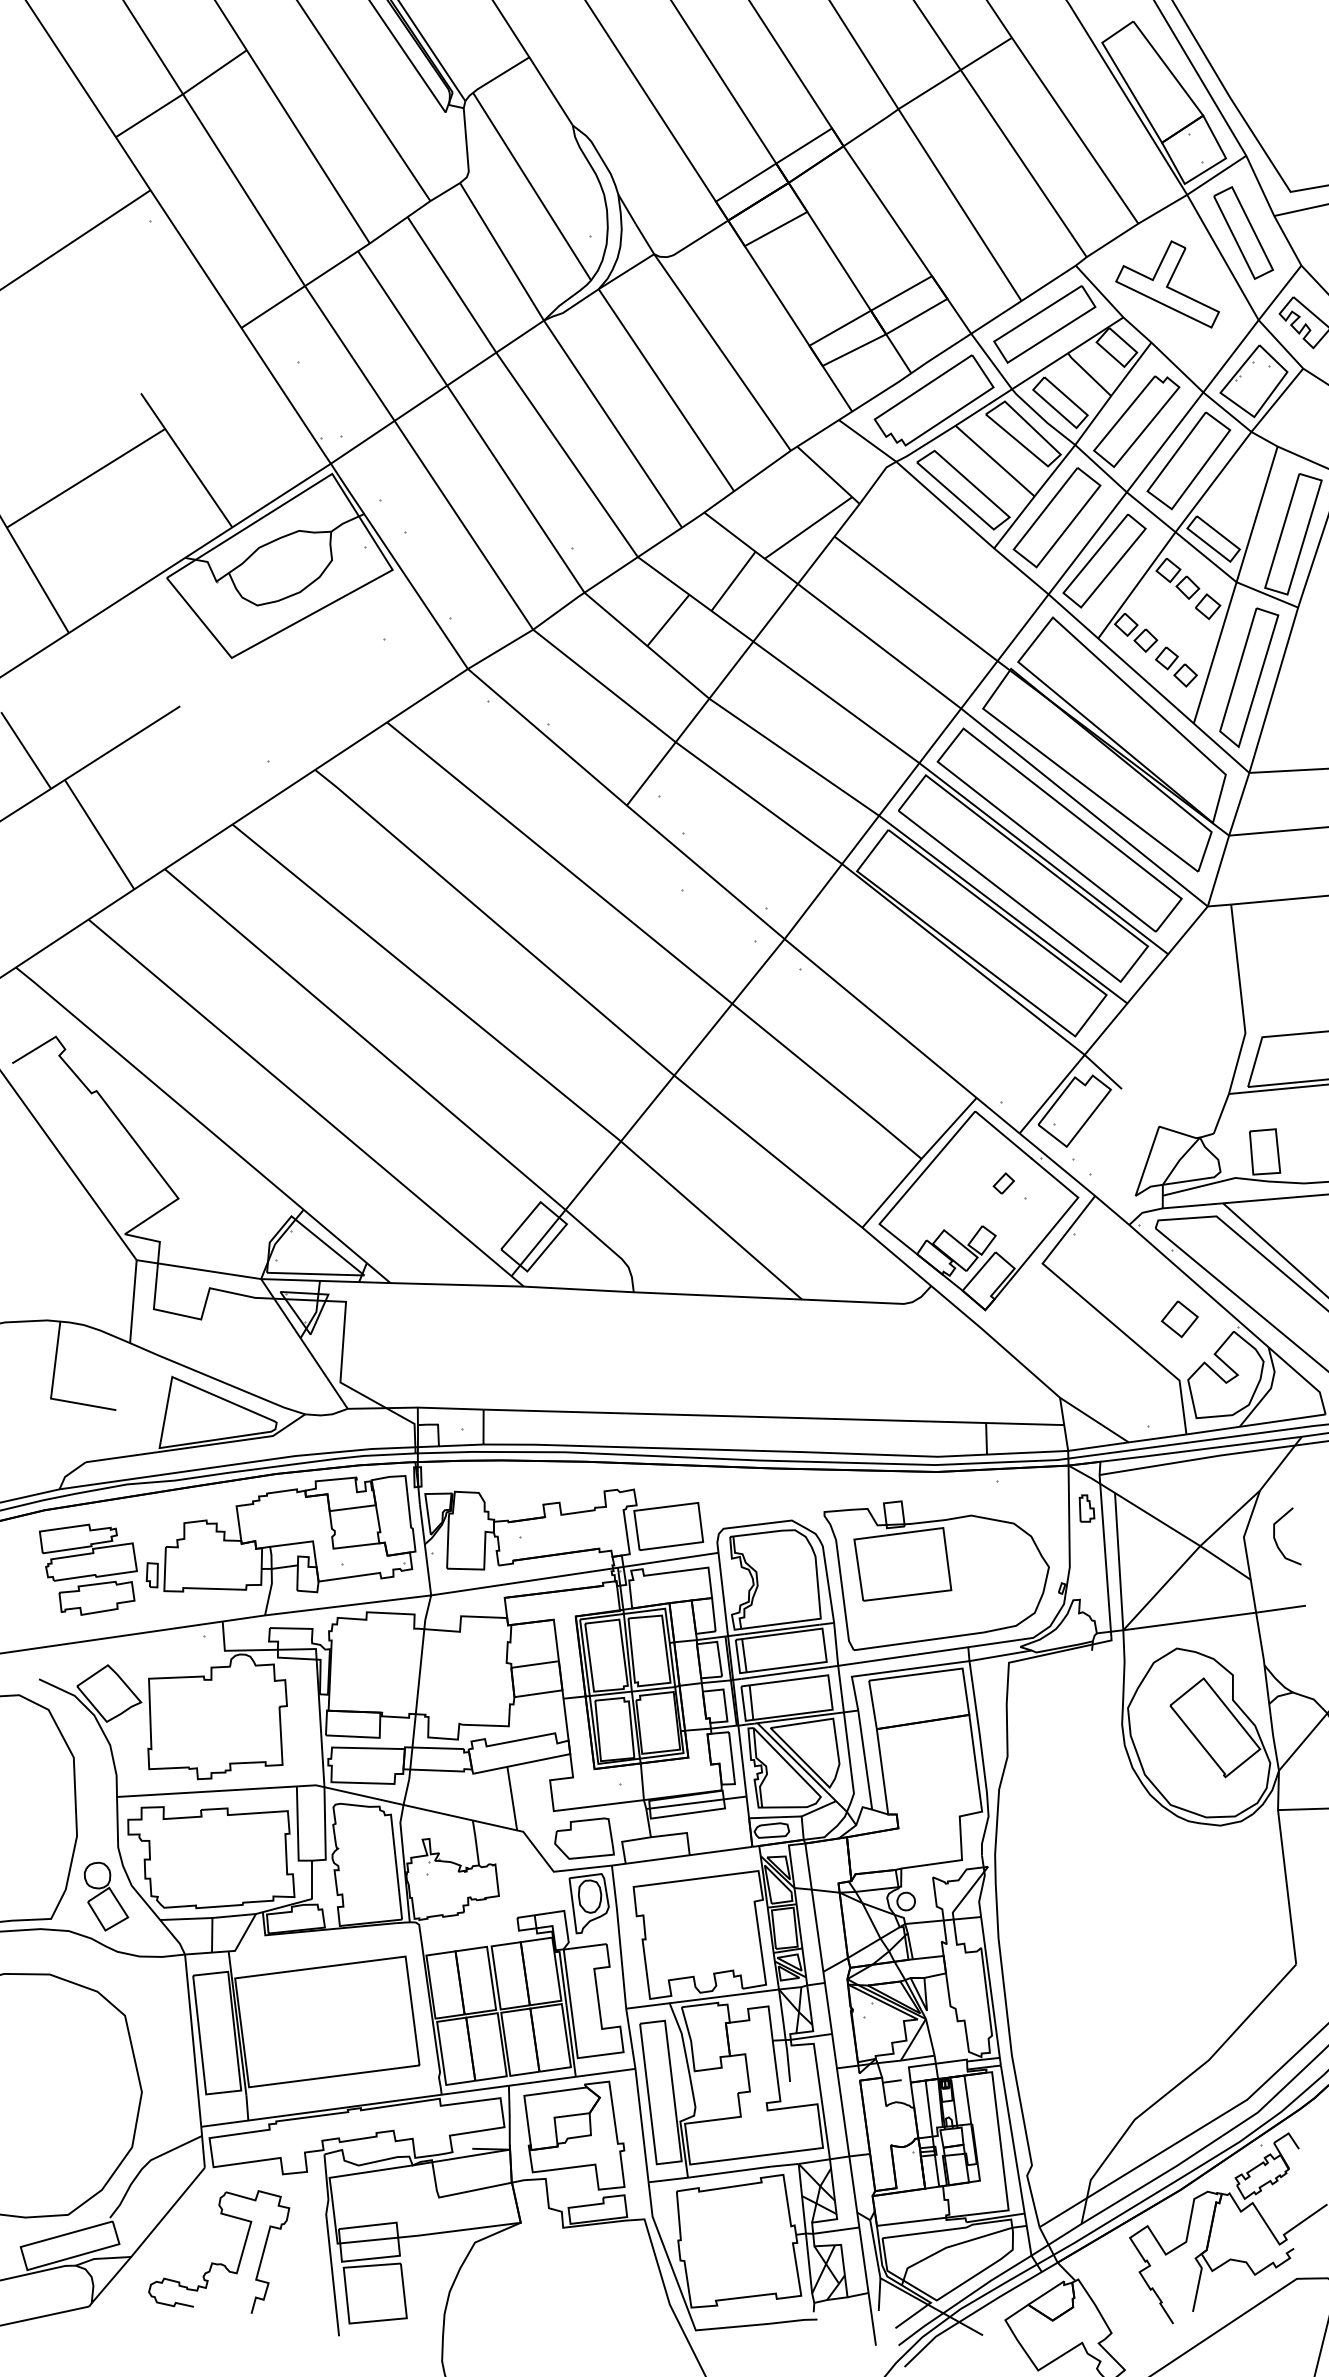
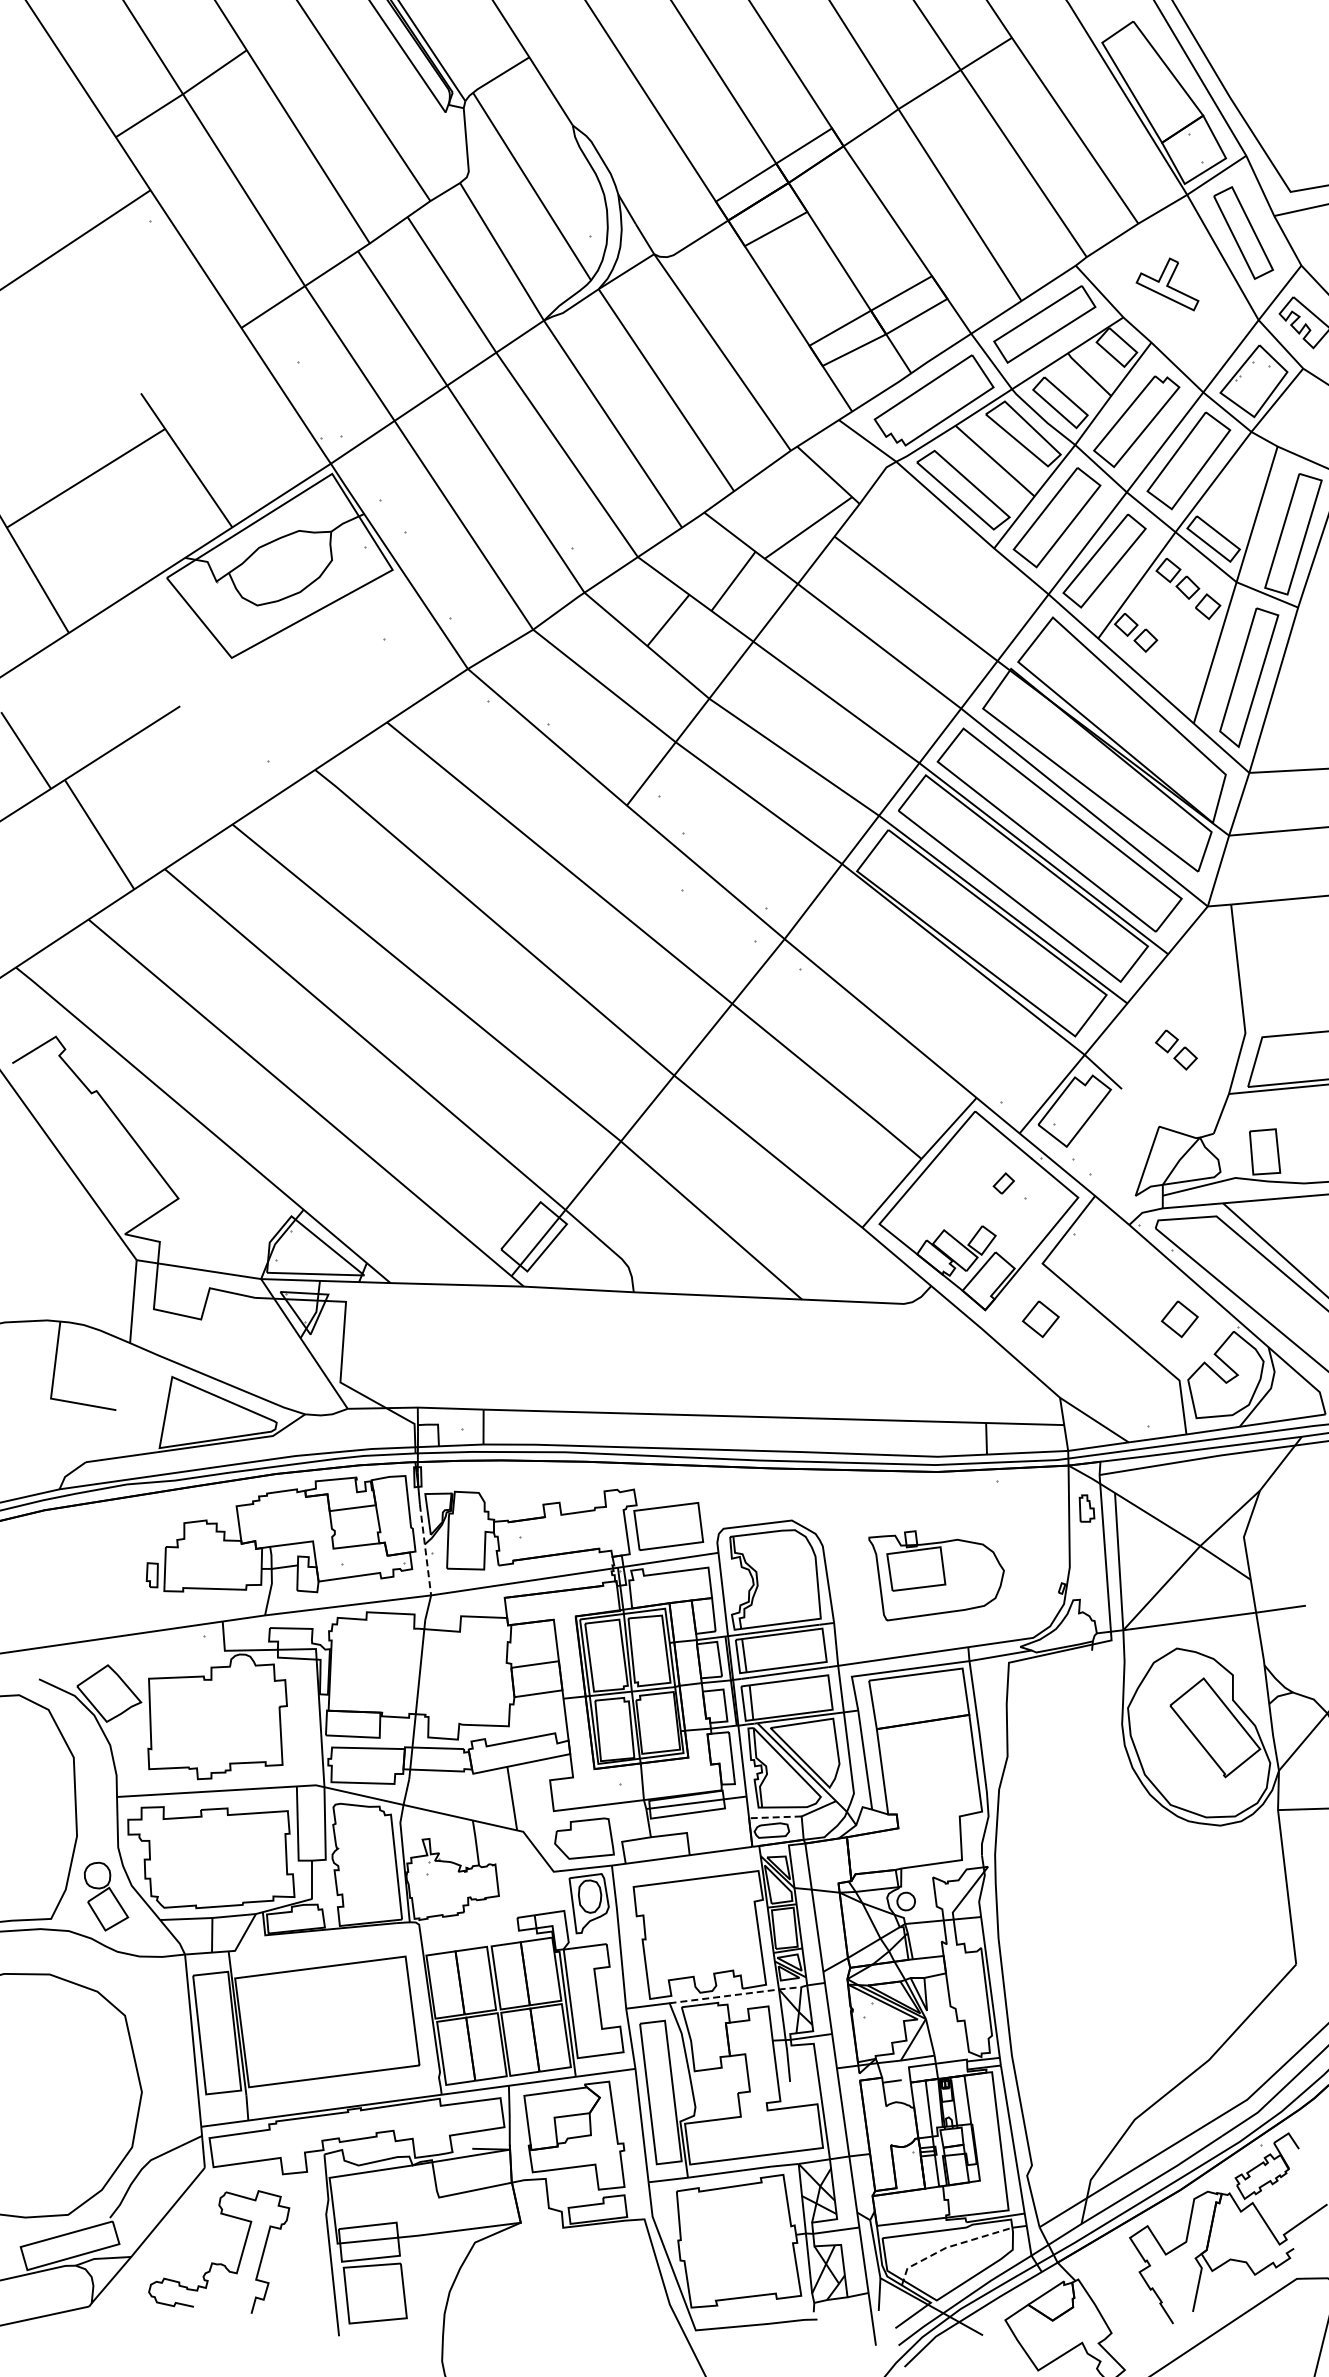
part size: 105x89 px -> 65x55 px (1167, 284)
part position: (1176, 666) -> (1176, 1049) (1176, 1049)
part: none -> present (1040, 1319)
curve: present -> none (1276, 1540)
line: solid -> dashed (425, 1550)
part: present -> none (88, 1569)
part size: 227x152 px -> 137x92 px (936, 1575)
line: solid -> dashed (774, 1817)
line: solid -> dashed (739, 1994)
line: solid -> dashed (949, 2246)
